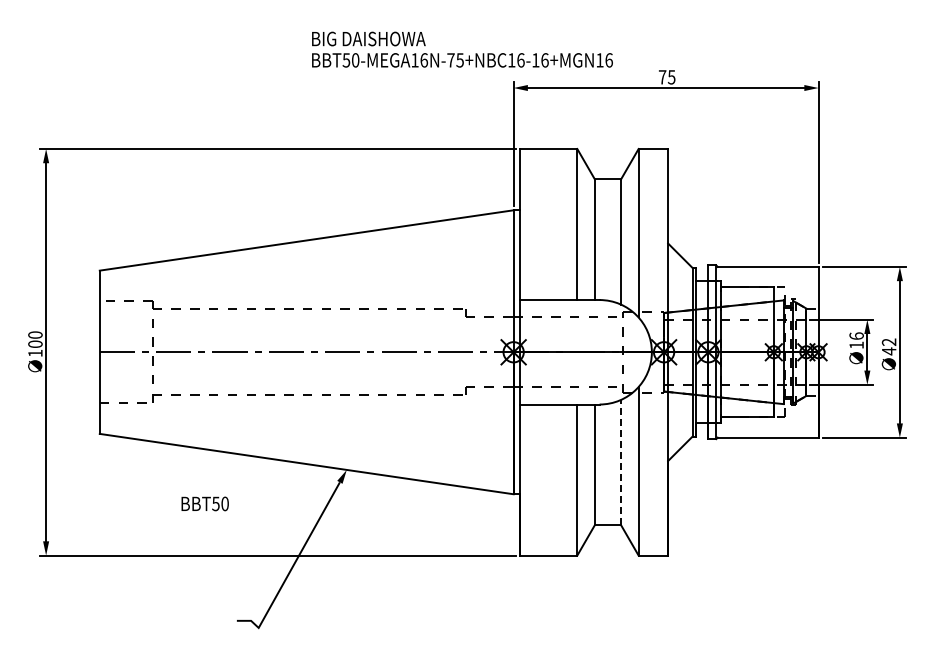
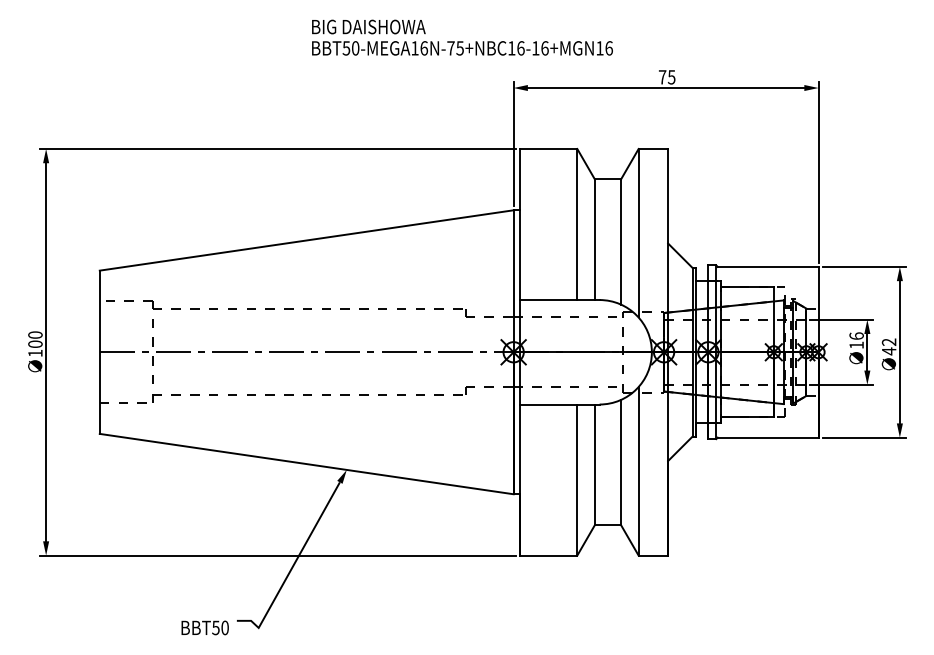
text position: (462, 49) -> (462, 37) (462, 37)
line: dashed -> solid (621, 462)
text position: (204, 503) -> (204, 627) (204, 627)
